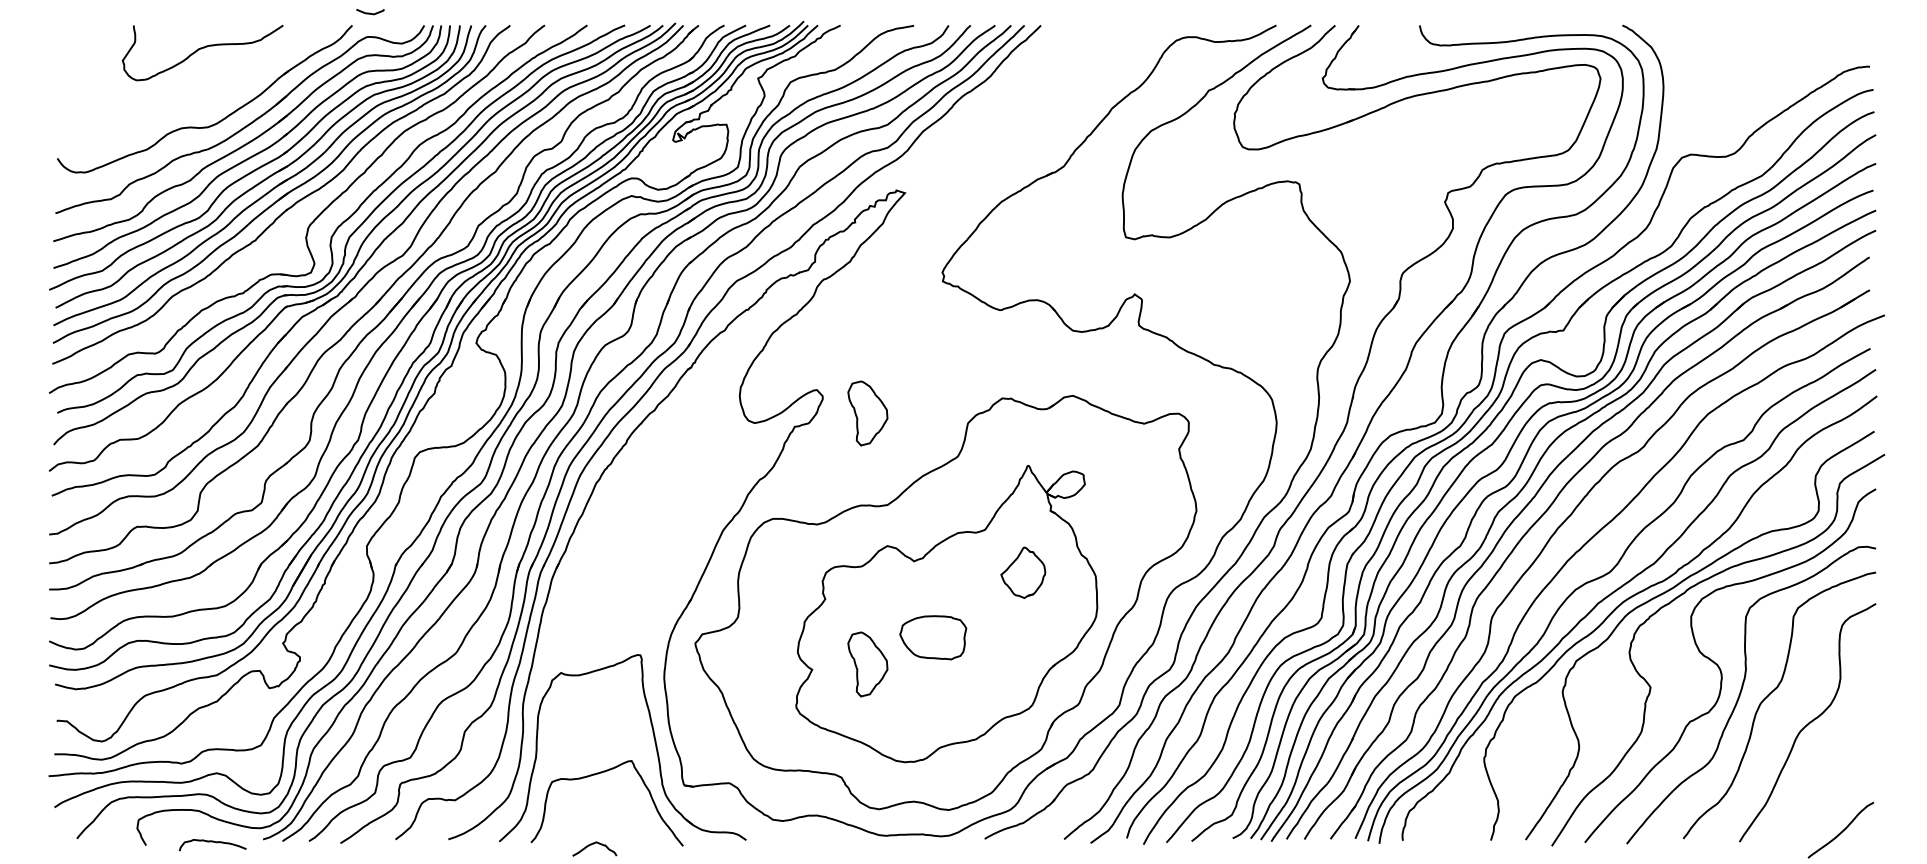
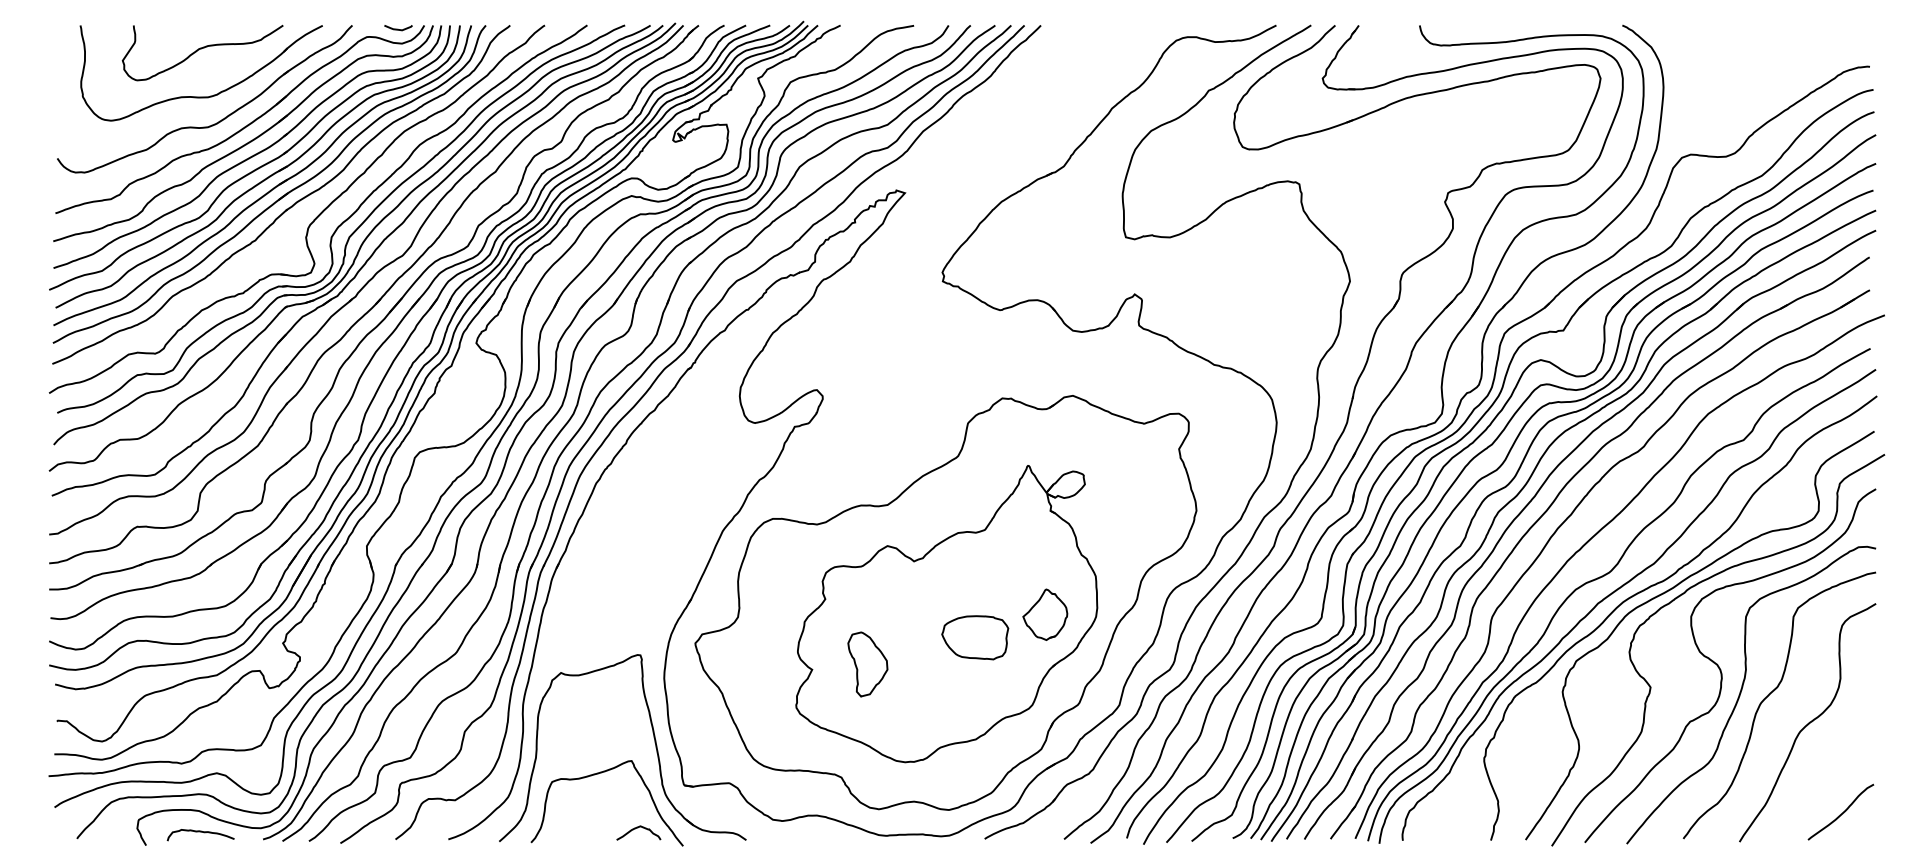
curve position: (370, 12) -> (398, 28) (398, 28)
part: none -> present (200, 96)
part: present -> none (867, 413)
part position: (1023, 572) -> (1045, 614) (1045, 614)
part position: (933, 637) -> (975, 637) (975, 637)
curve position: (1842, 830) -> (1842, 812) (1842, 812)
curve position: (212, 842) -> (200, 832) (200, 832)
curve position: (594, 844) -> (638, 828) (638, 828)
